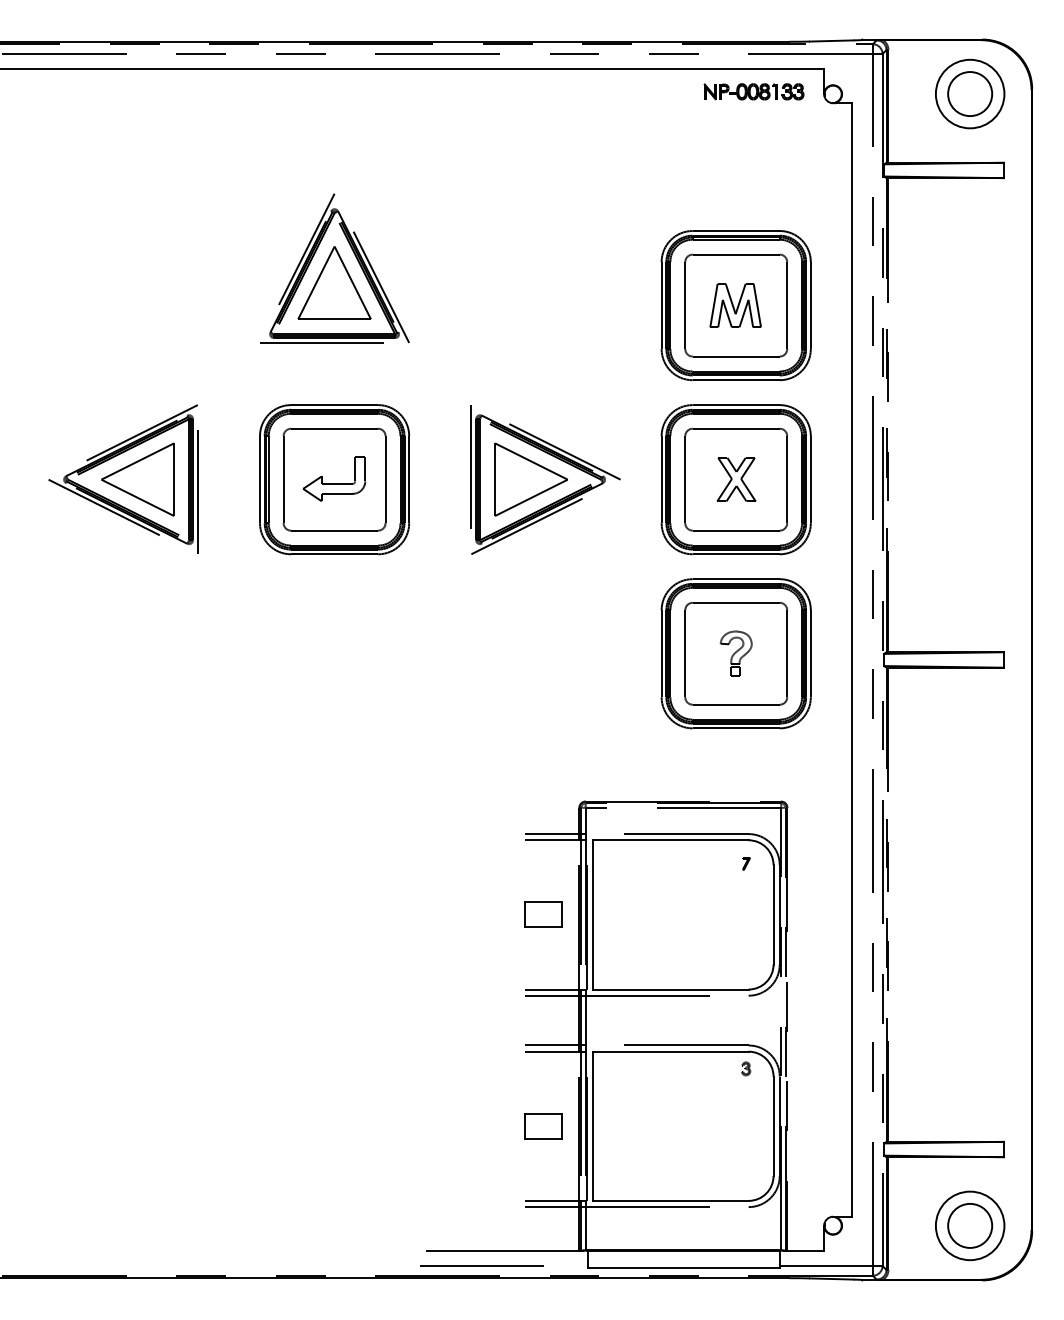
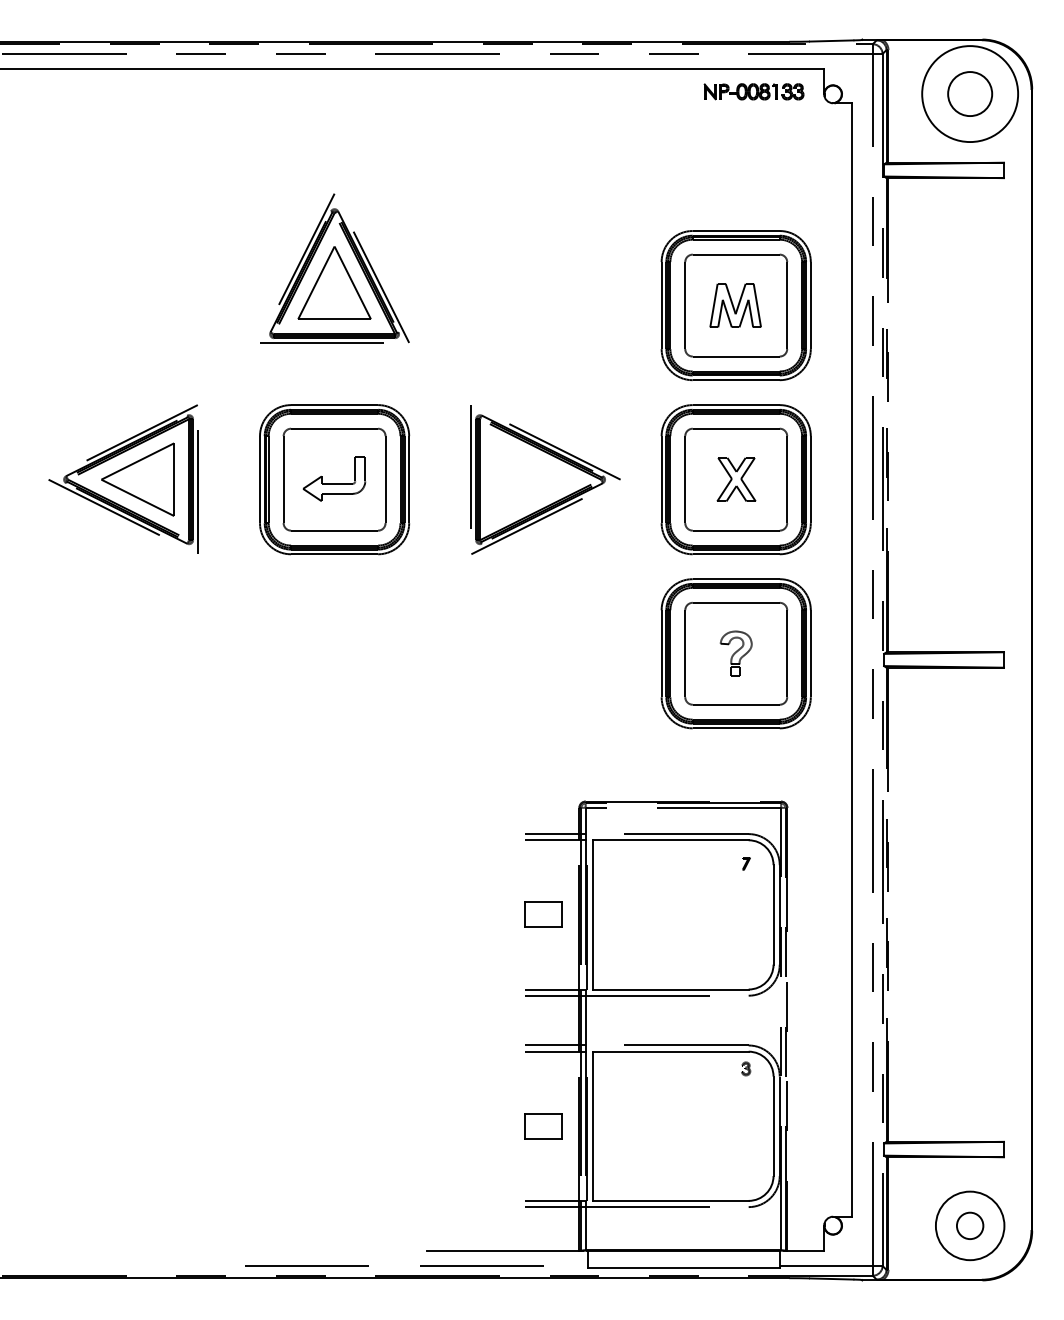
circle diameter: 69 px -> 96 px (970, 94)
part: present -> none (530, 479)
circle diameter: 44 px -> 26 px (969, 1225)
line: none -> present (306, 1265)
